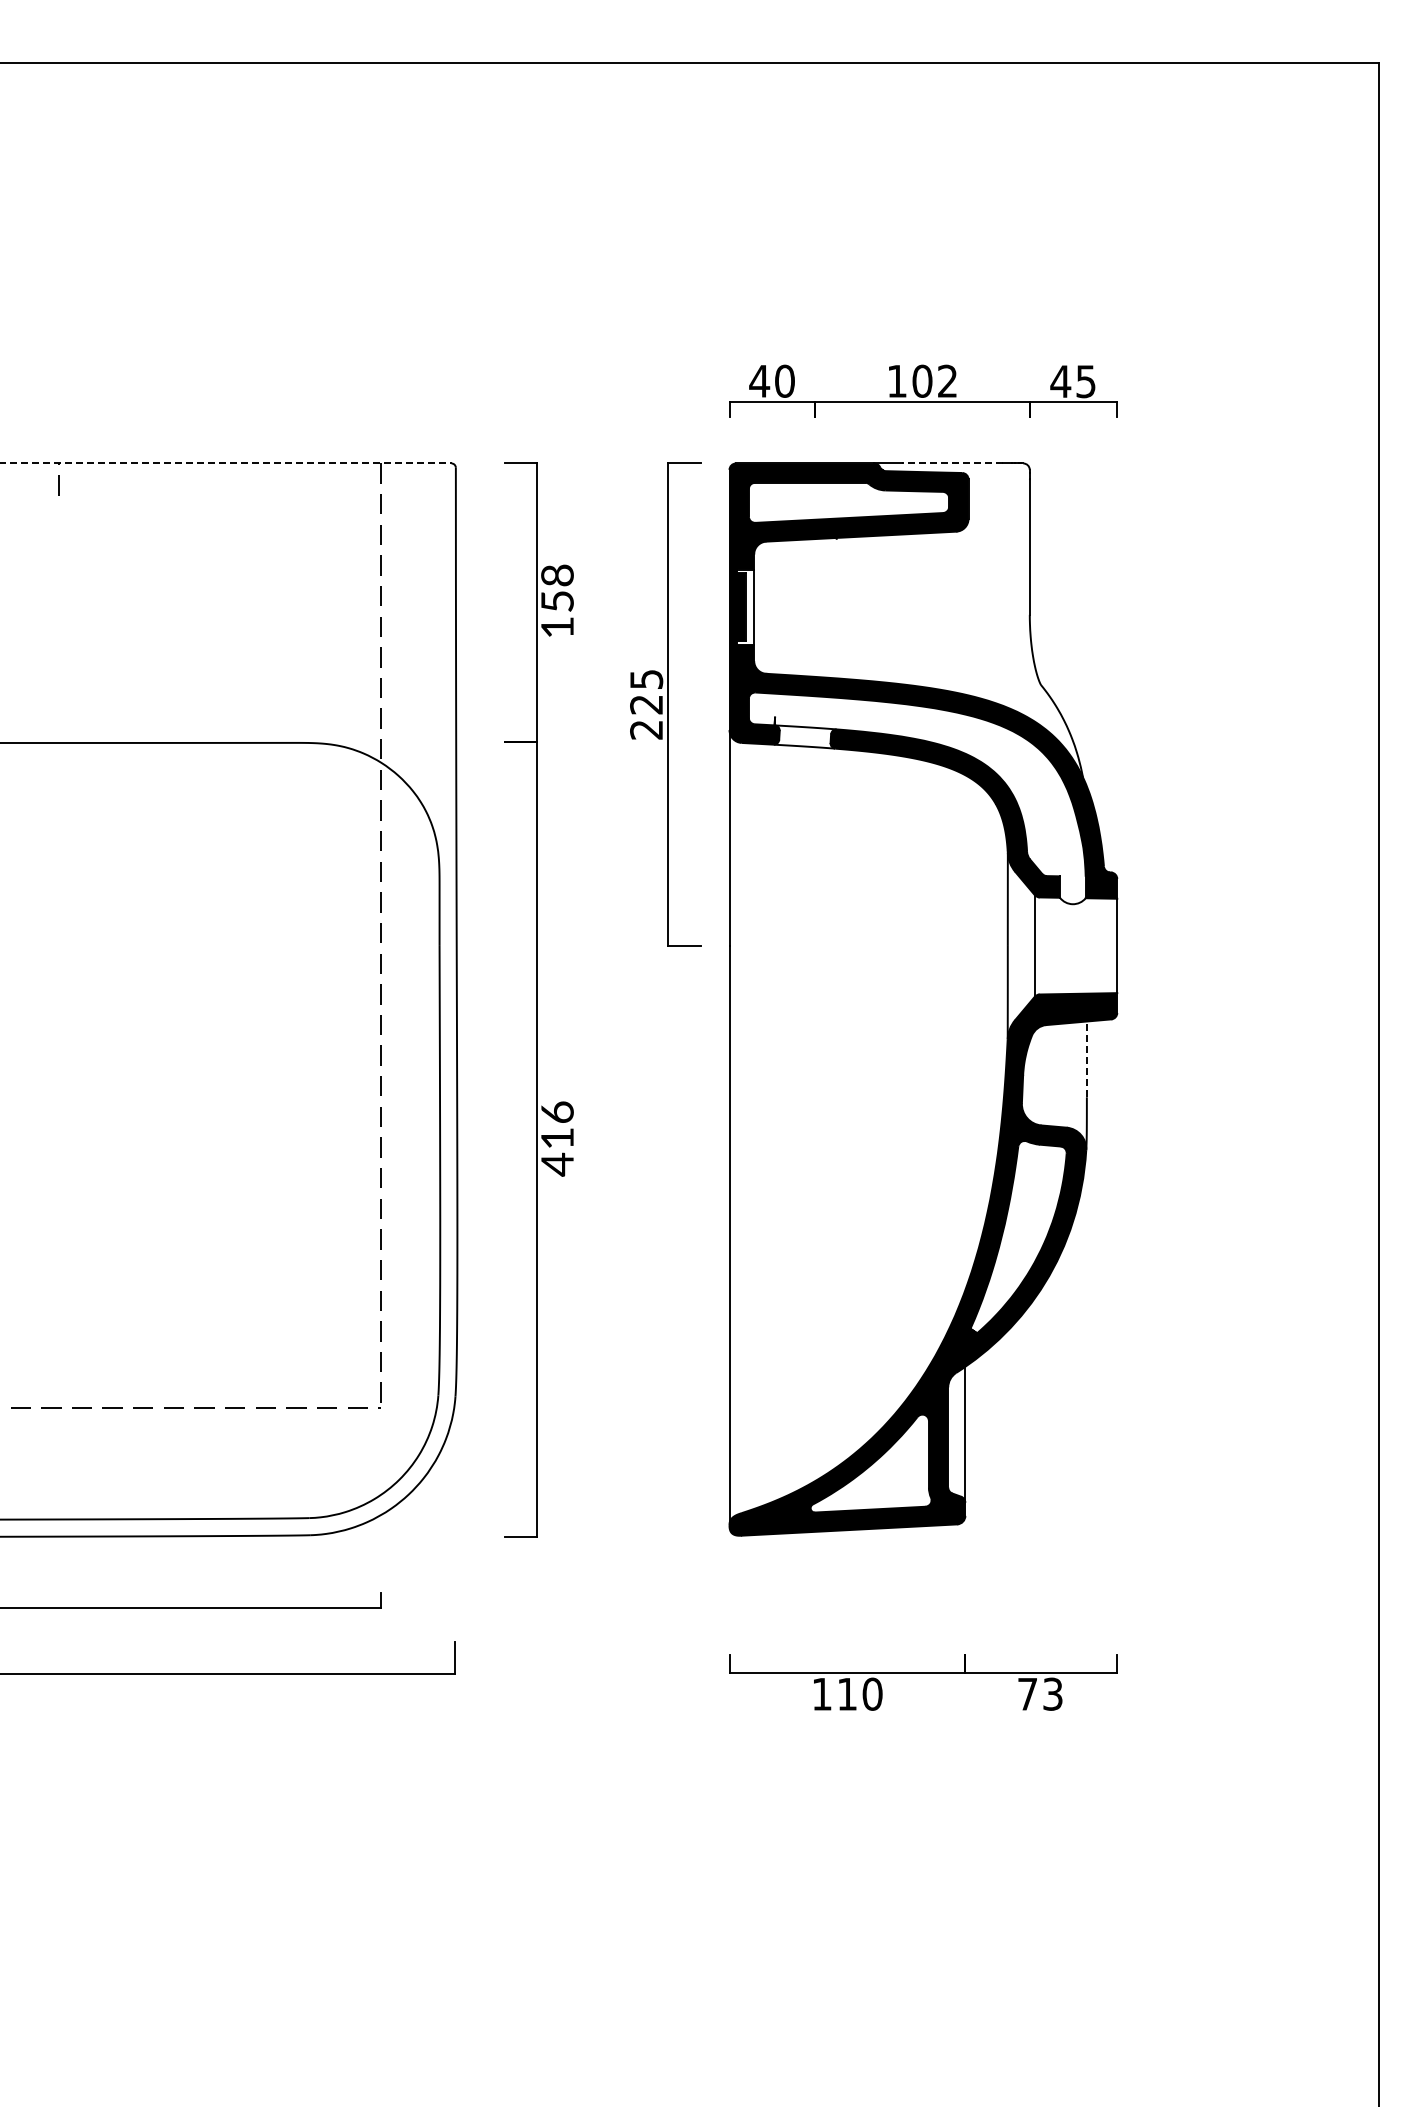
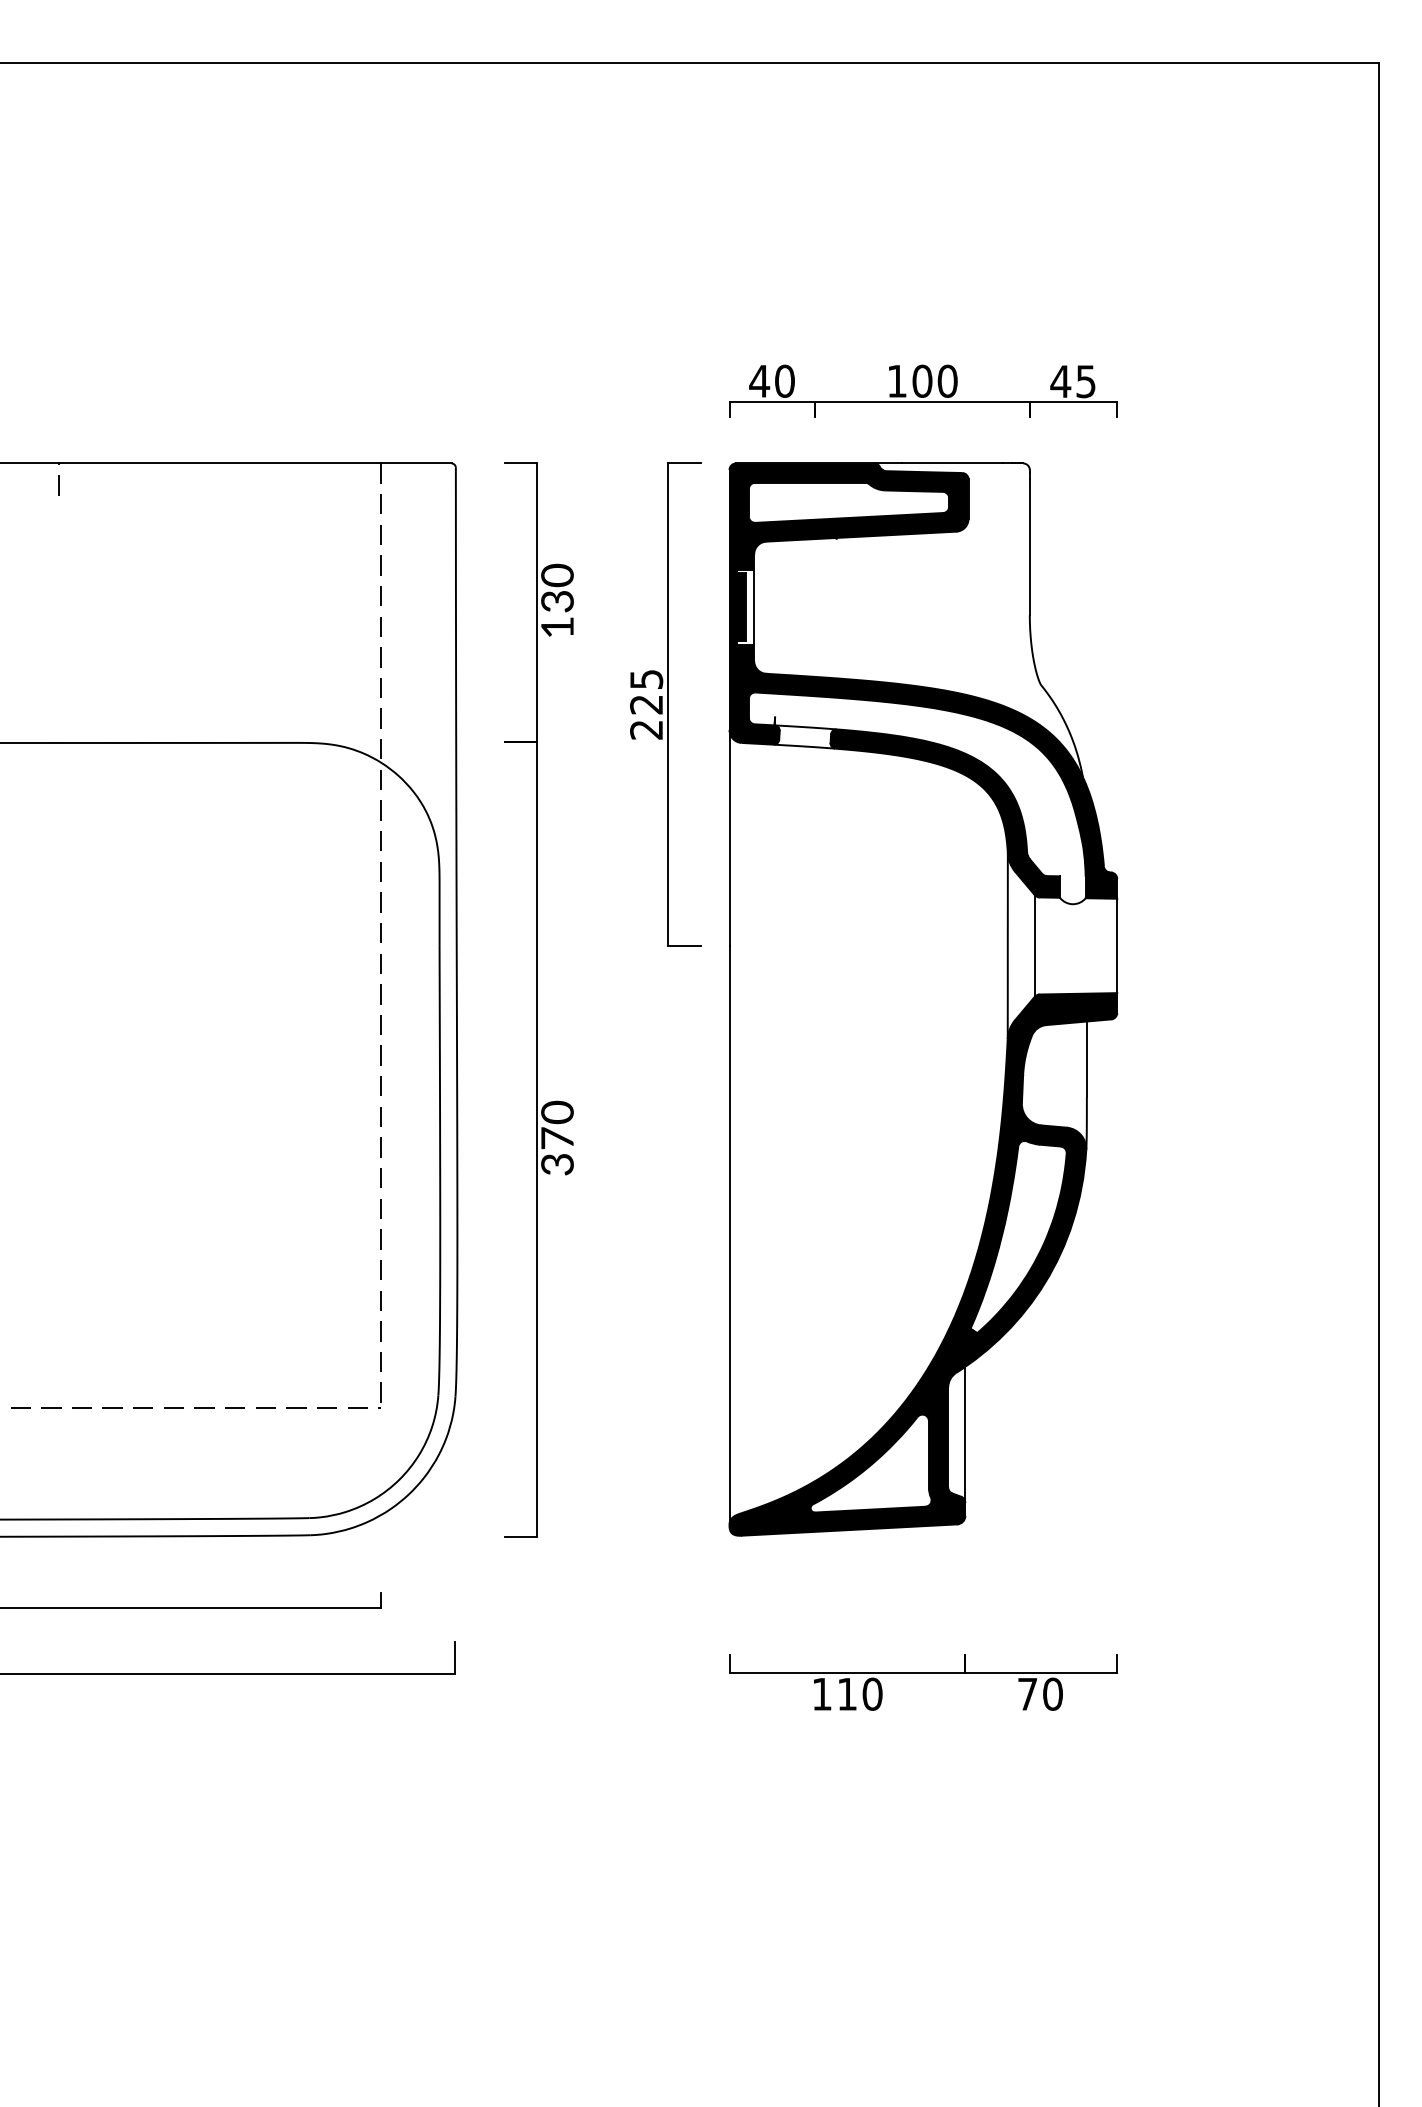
text: 102 -> 100 (947, 380)
line: dashed -> solid (226, 463)
line: dashed -> solid (951, 463)
text: 158 -> 130 (557, 587)
line: dashed -> solid (1086, 1059)
text: 416 -> 370 (557, 1138)
text: 73 -> 70 (1052, 1693)
